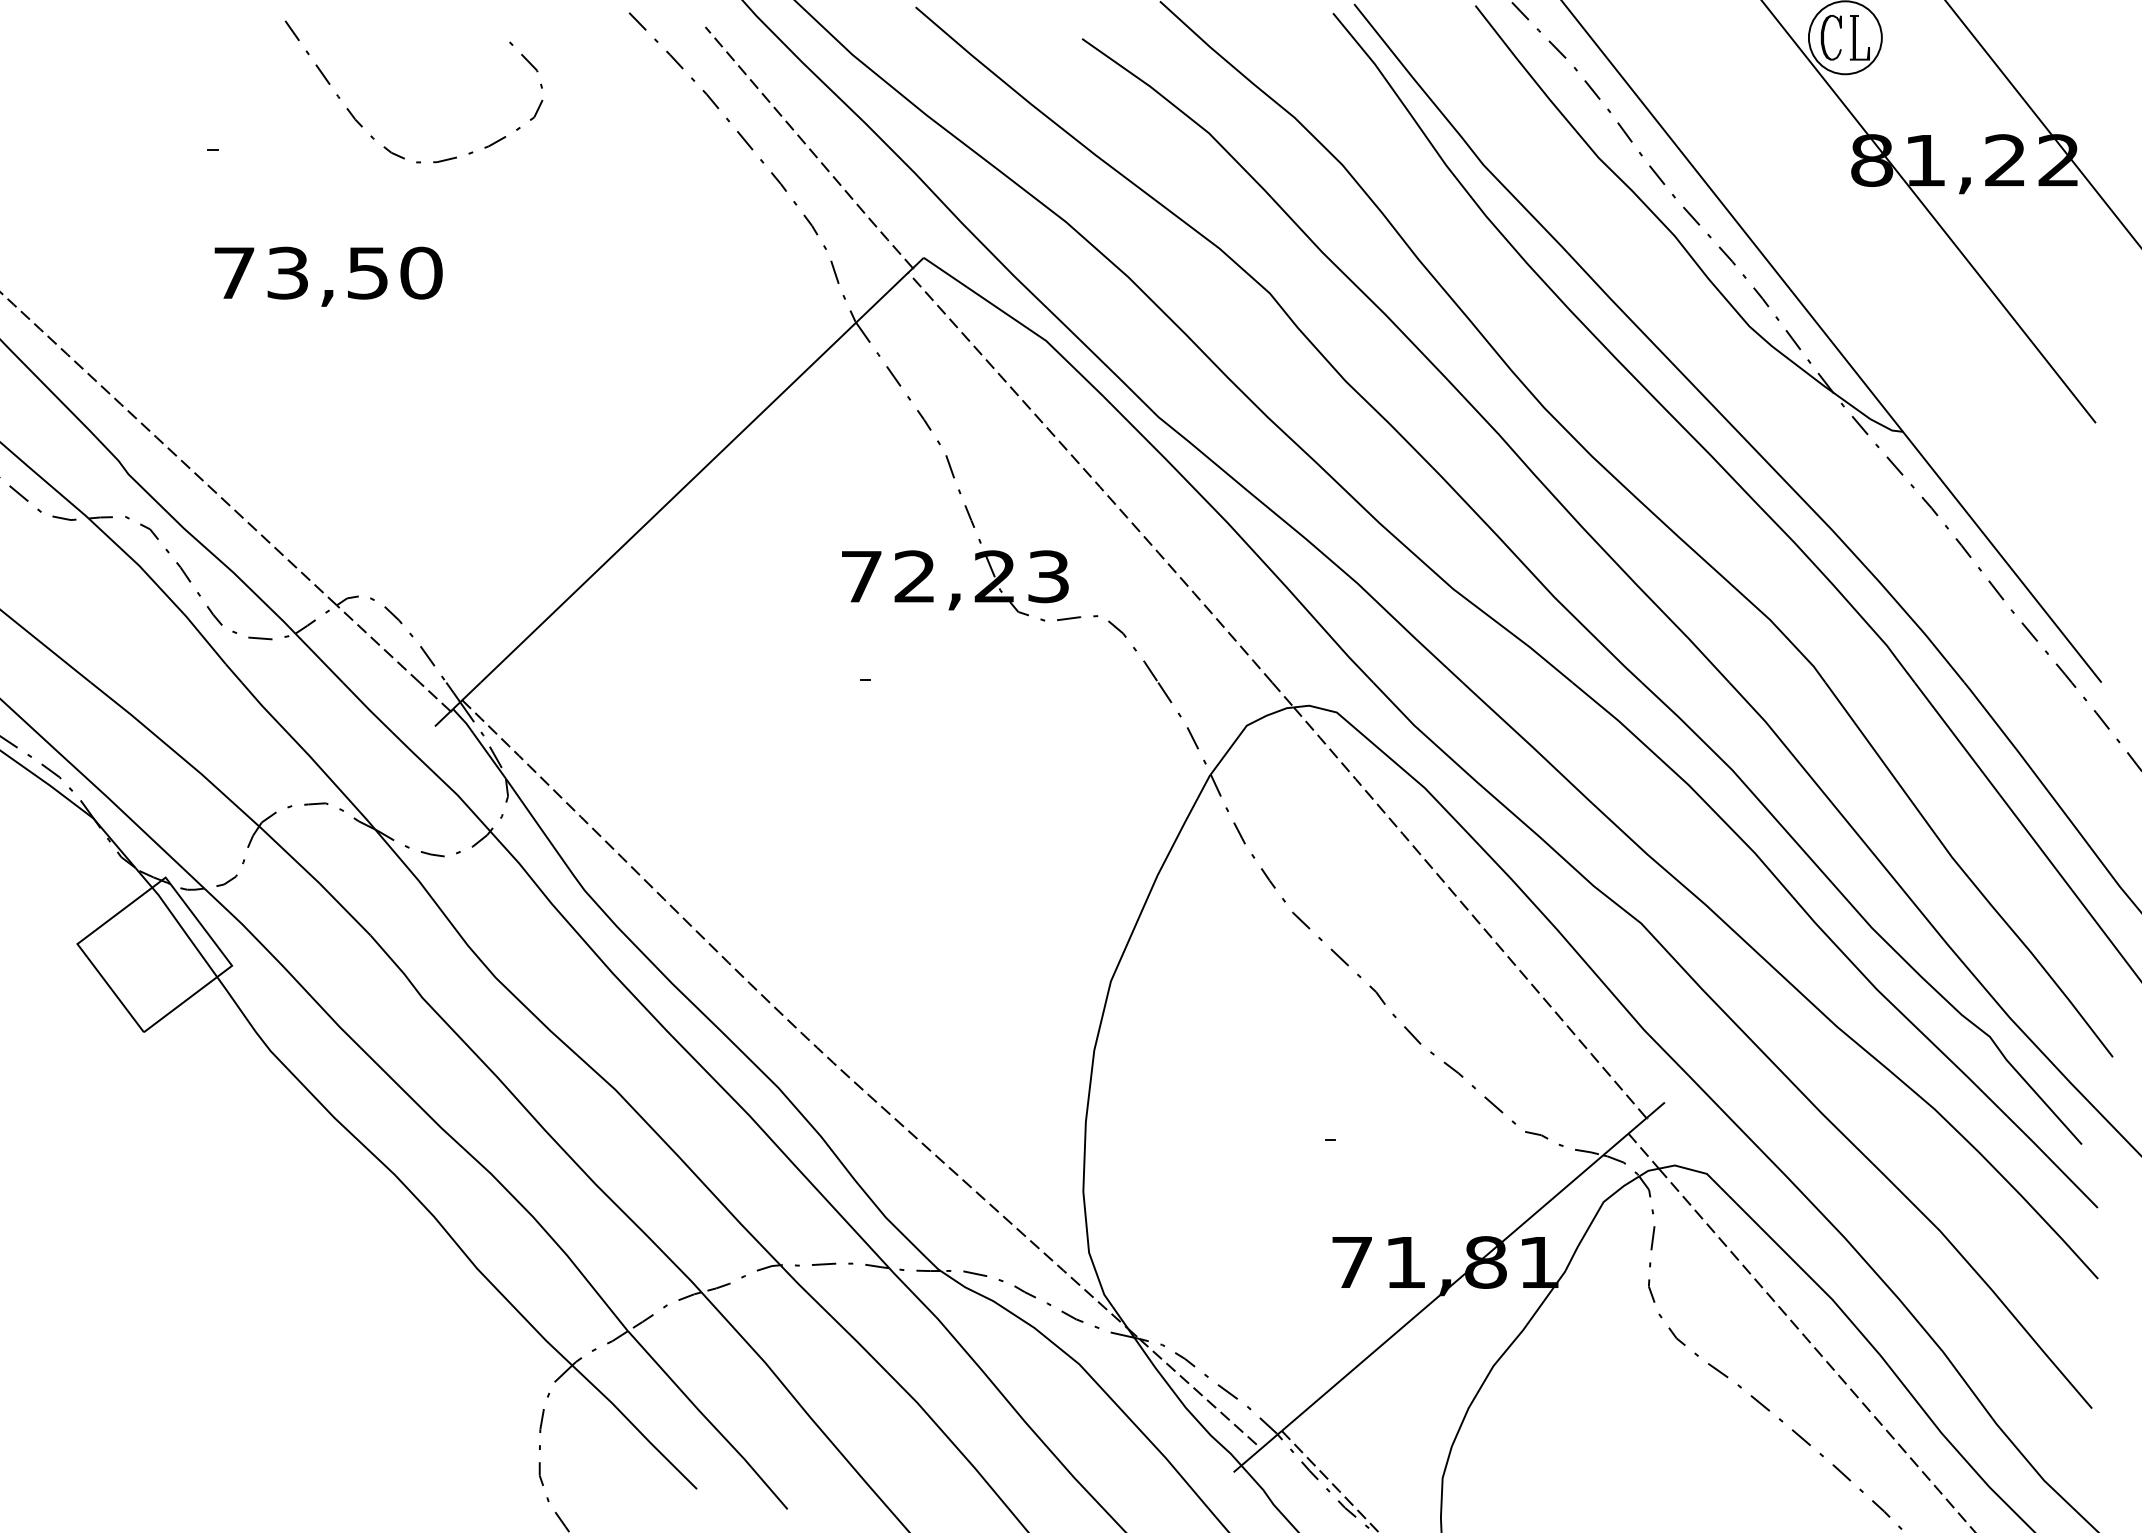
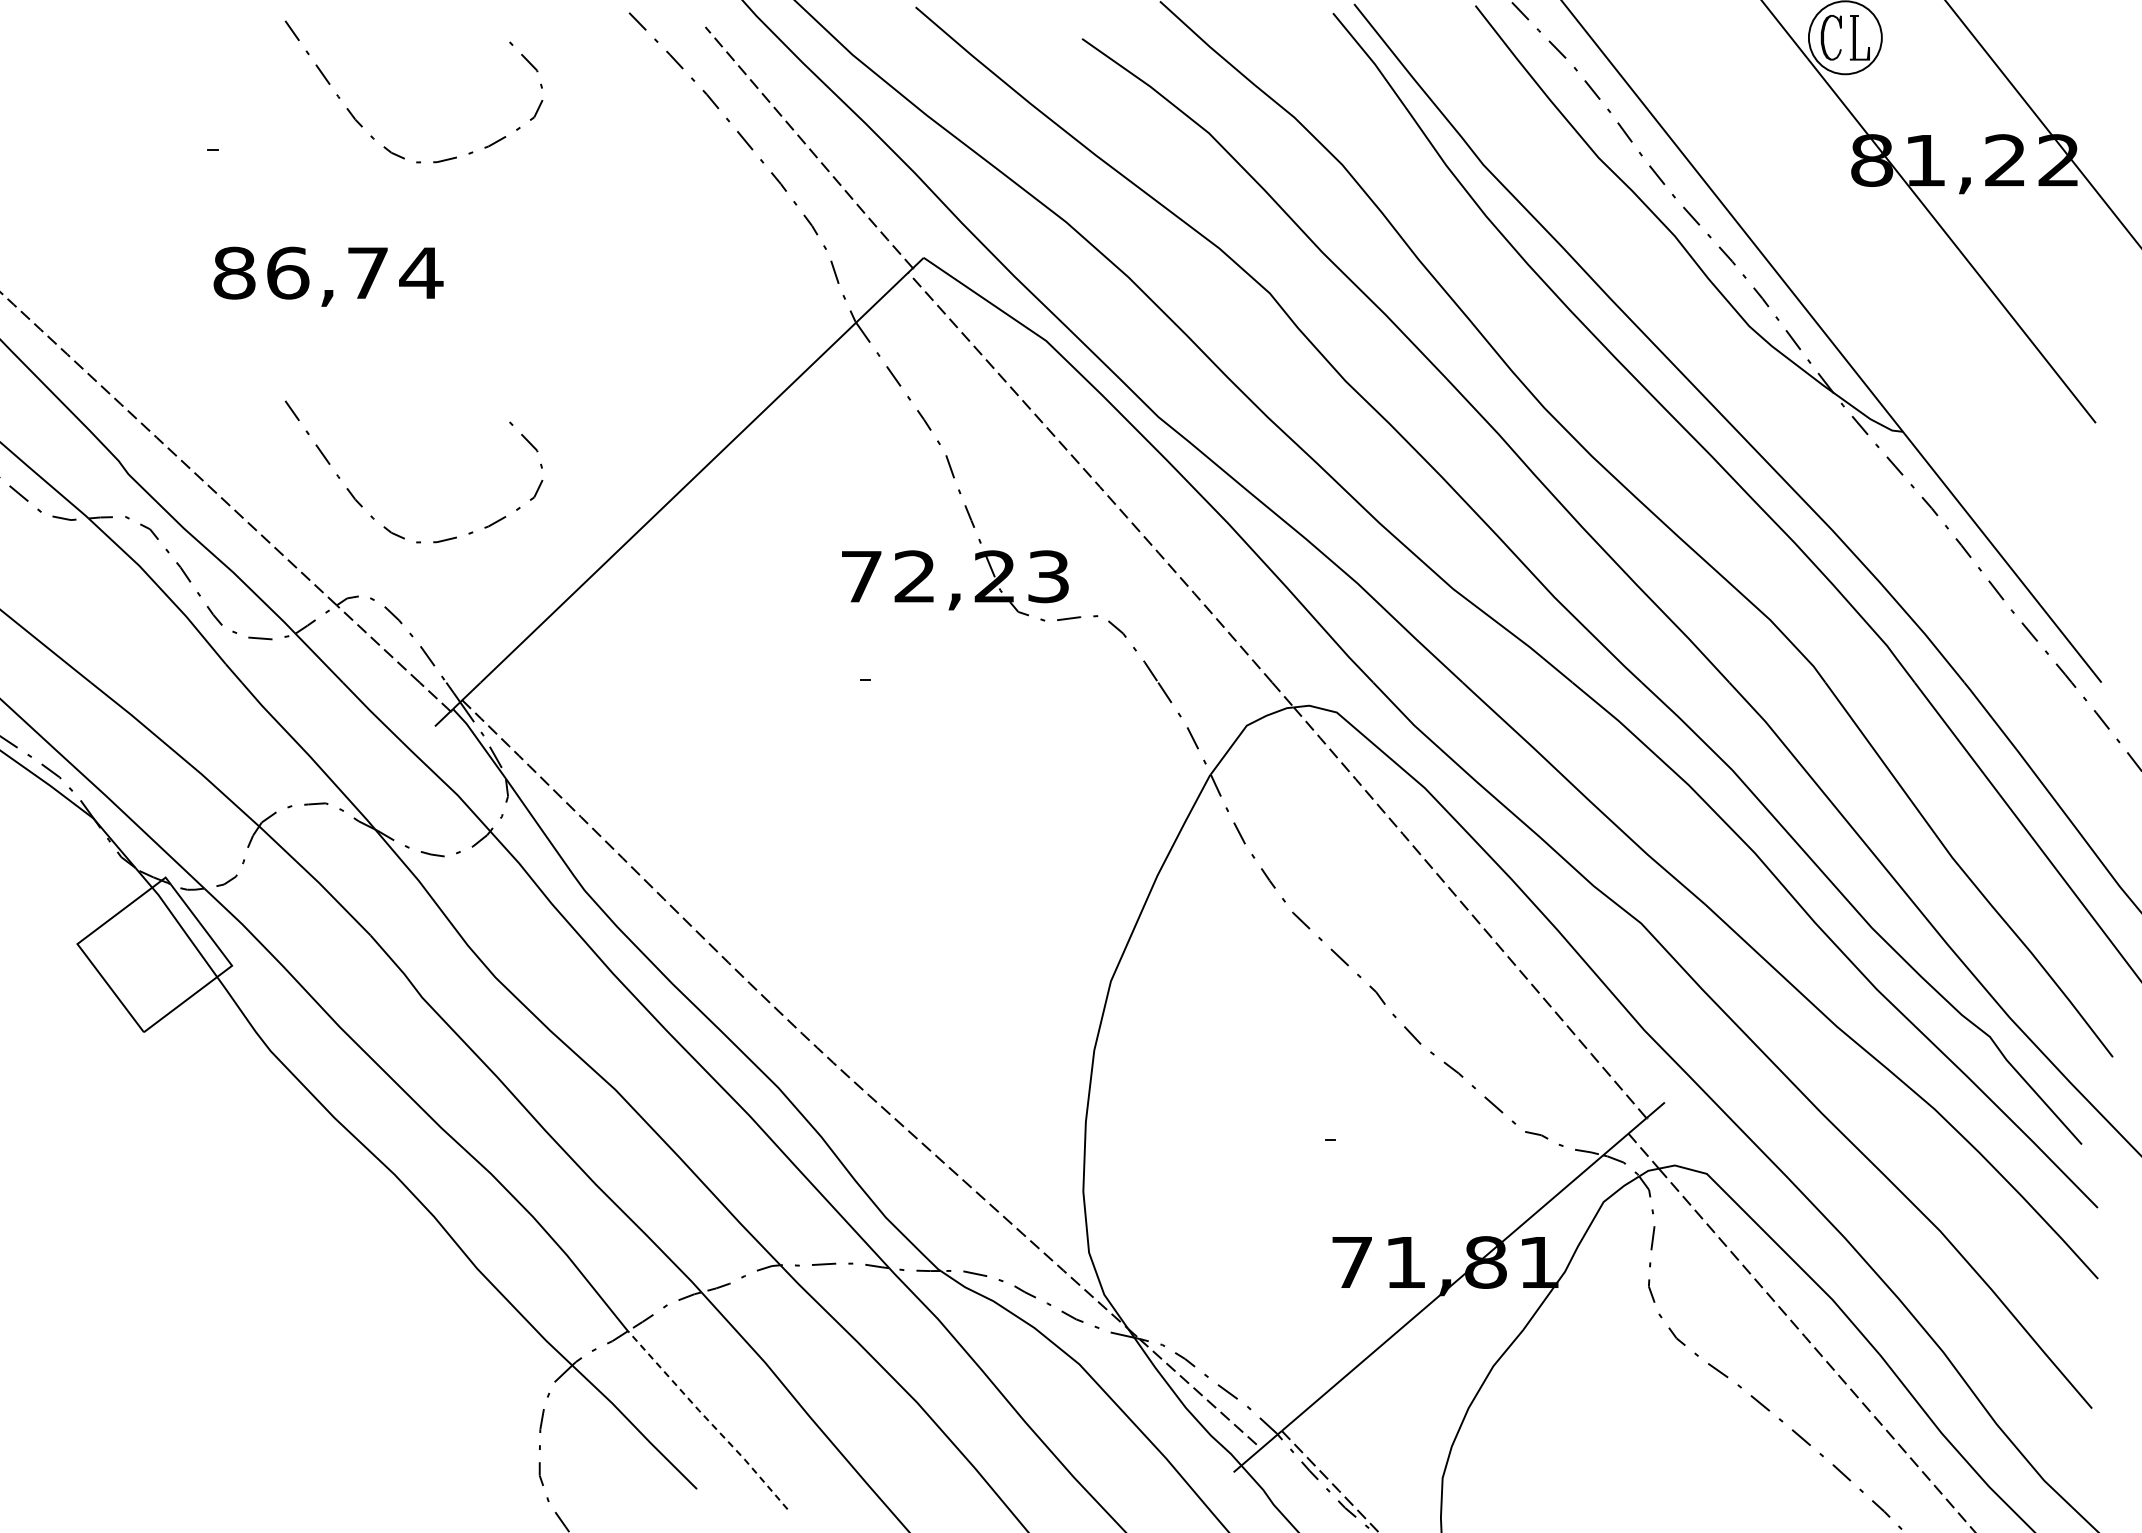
text: 73,50 -> 86,74 (328, 272)
curve: none -> present (371, 515)
line: solid -> dashed (707, 1419)
